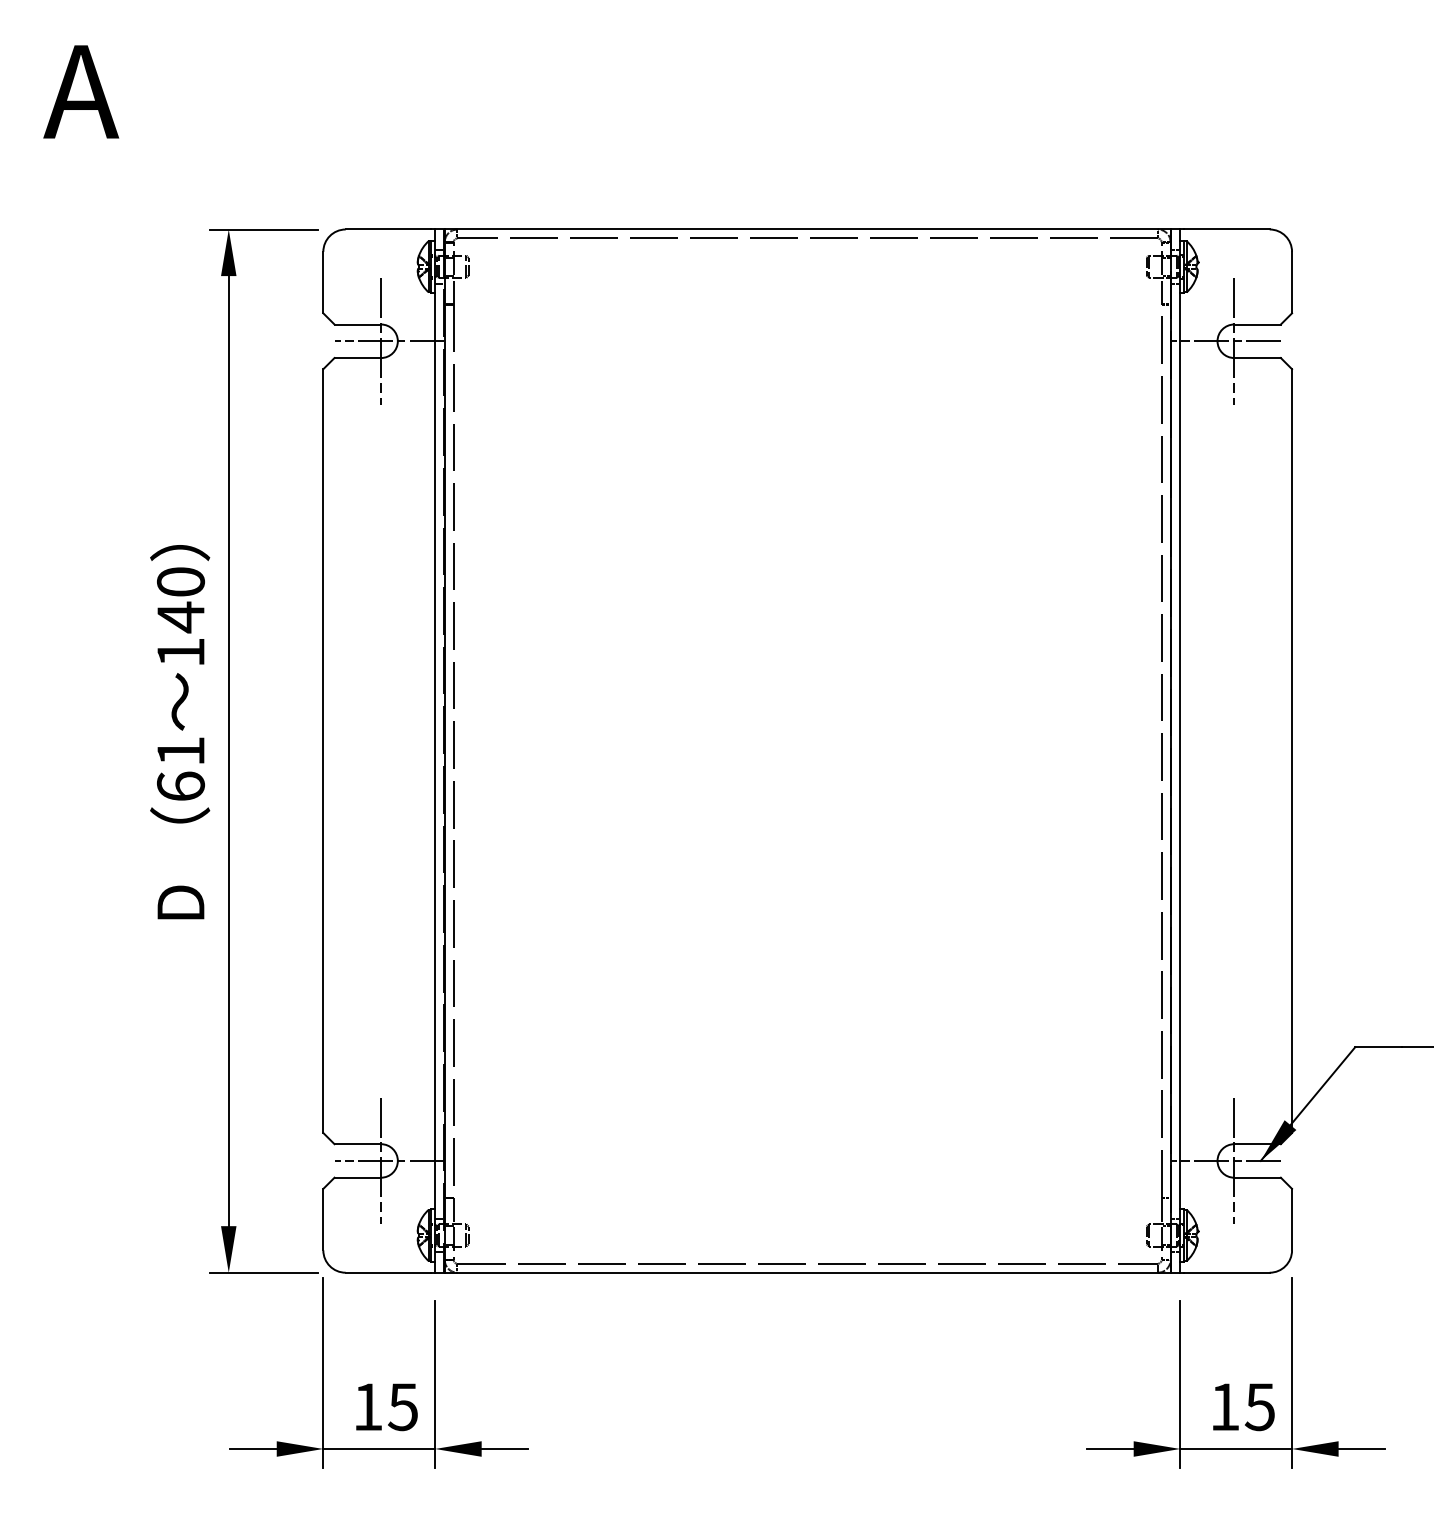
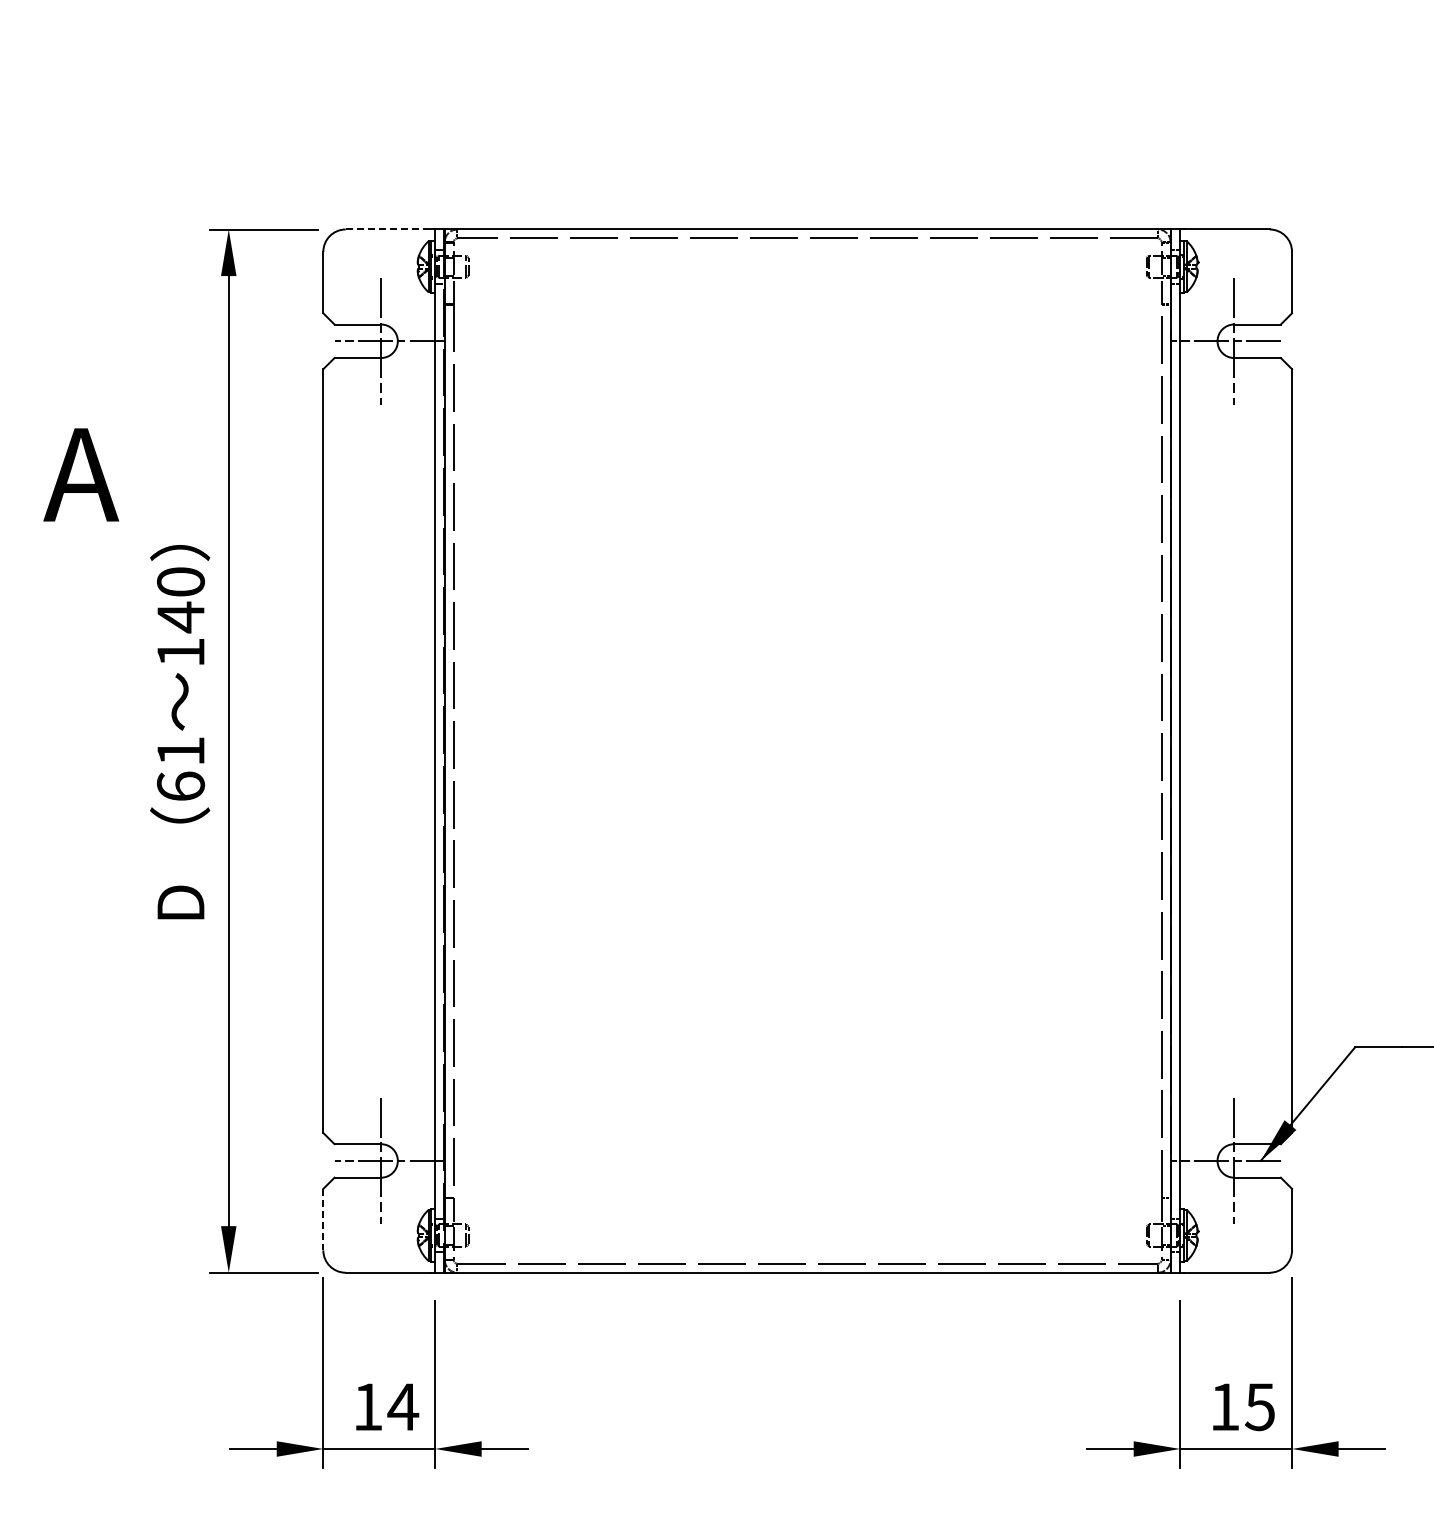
text position: (81, 91) -> (81, 474) (81, 474)
line: solid -> dashed (388, 229)
line: solid -> dashed (323, 1219)
text: 15 -> 14 (403, 1407)
